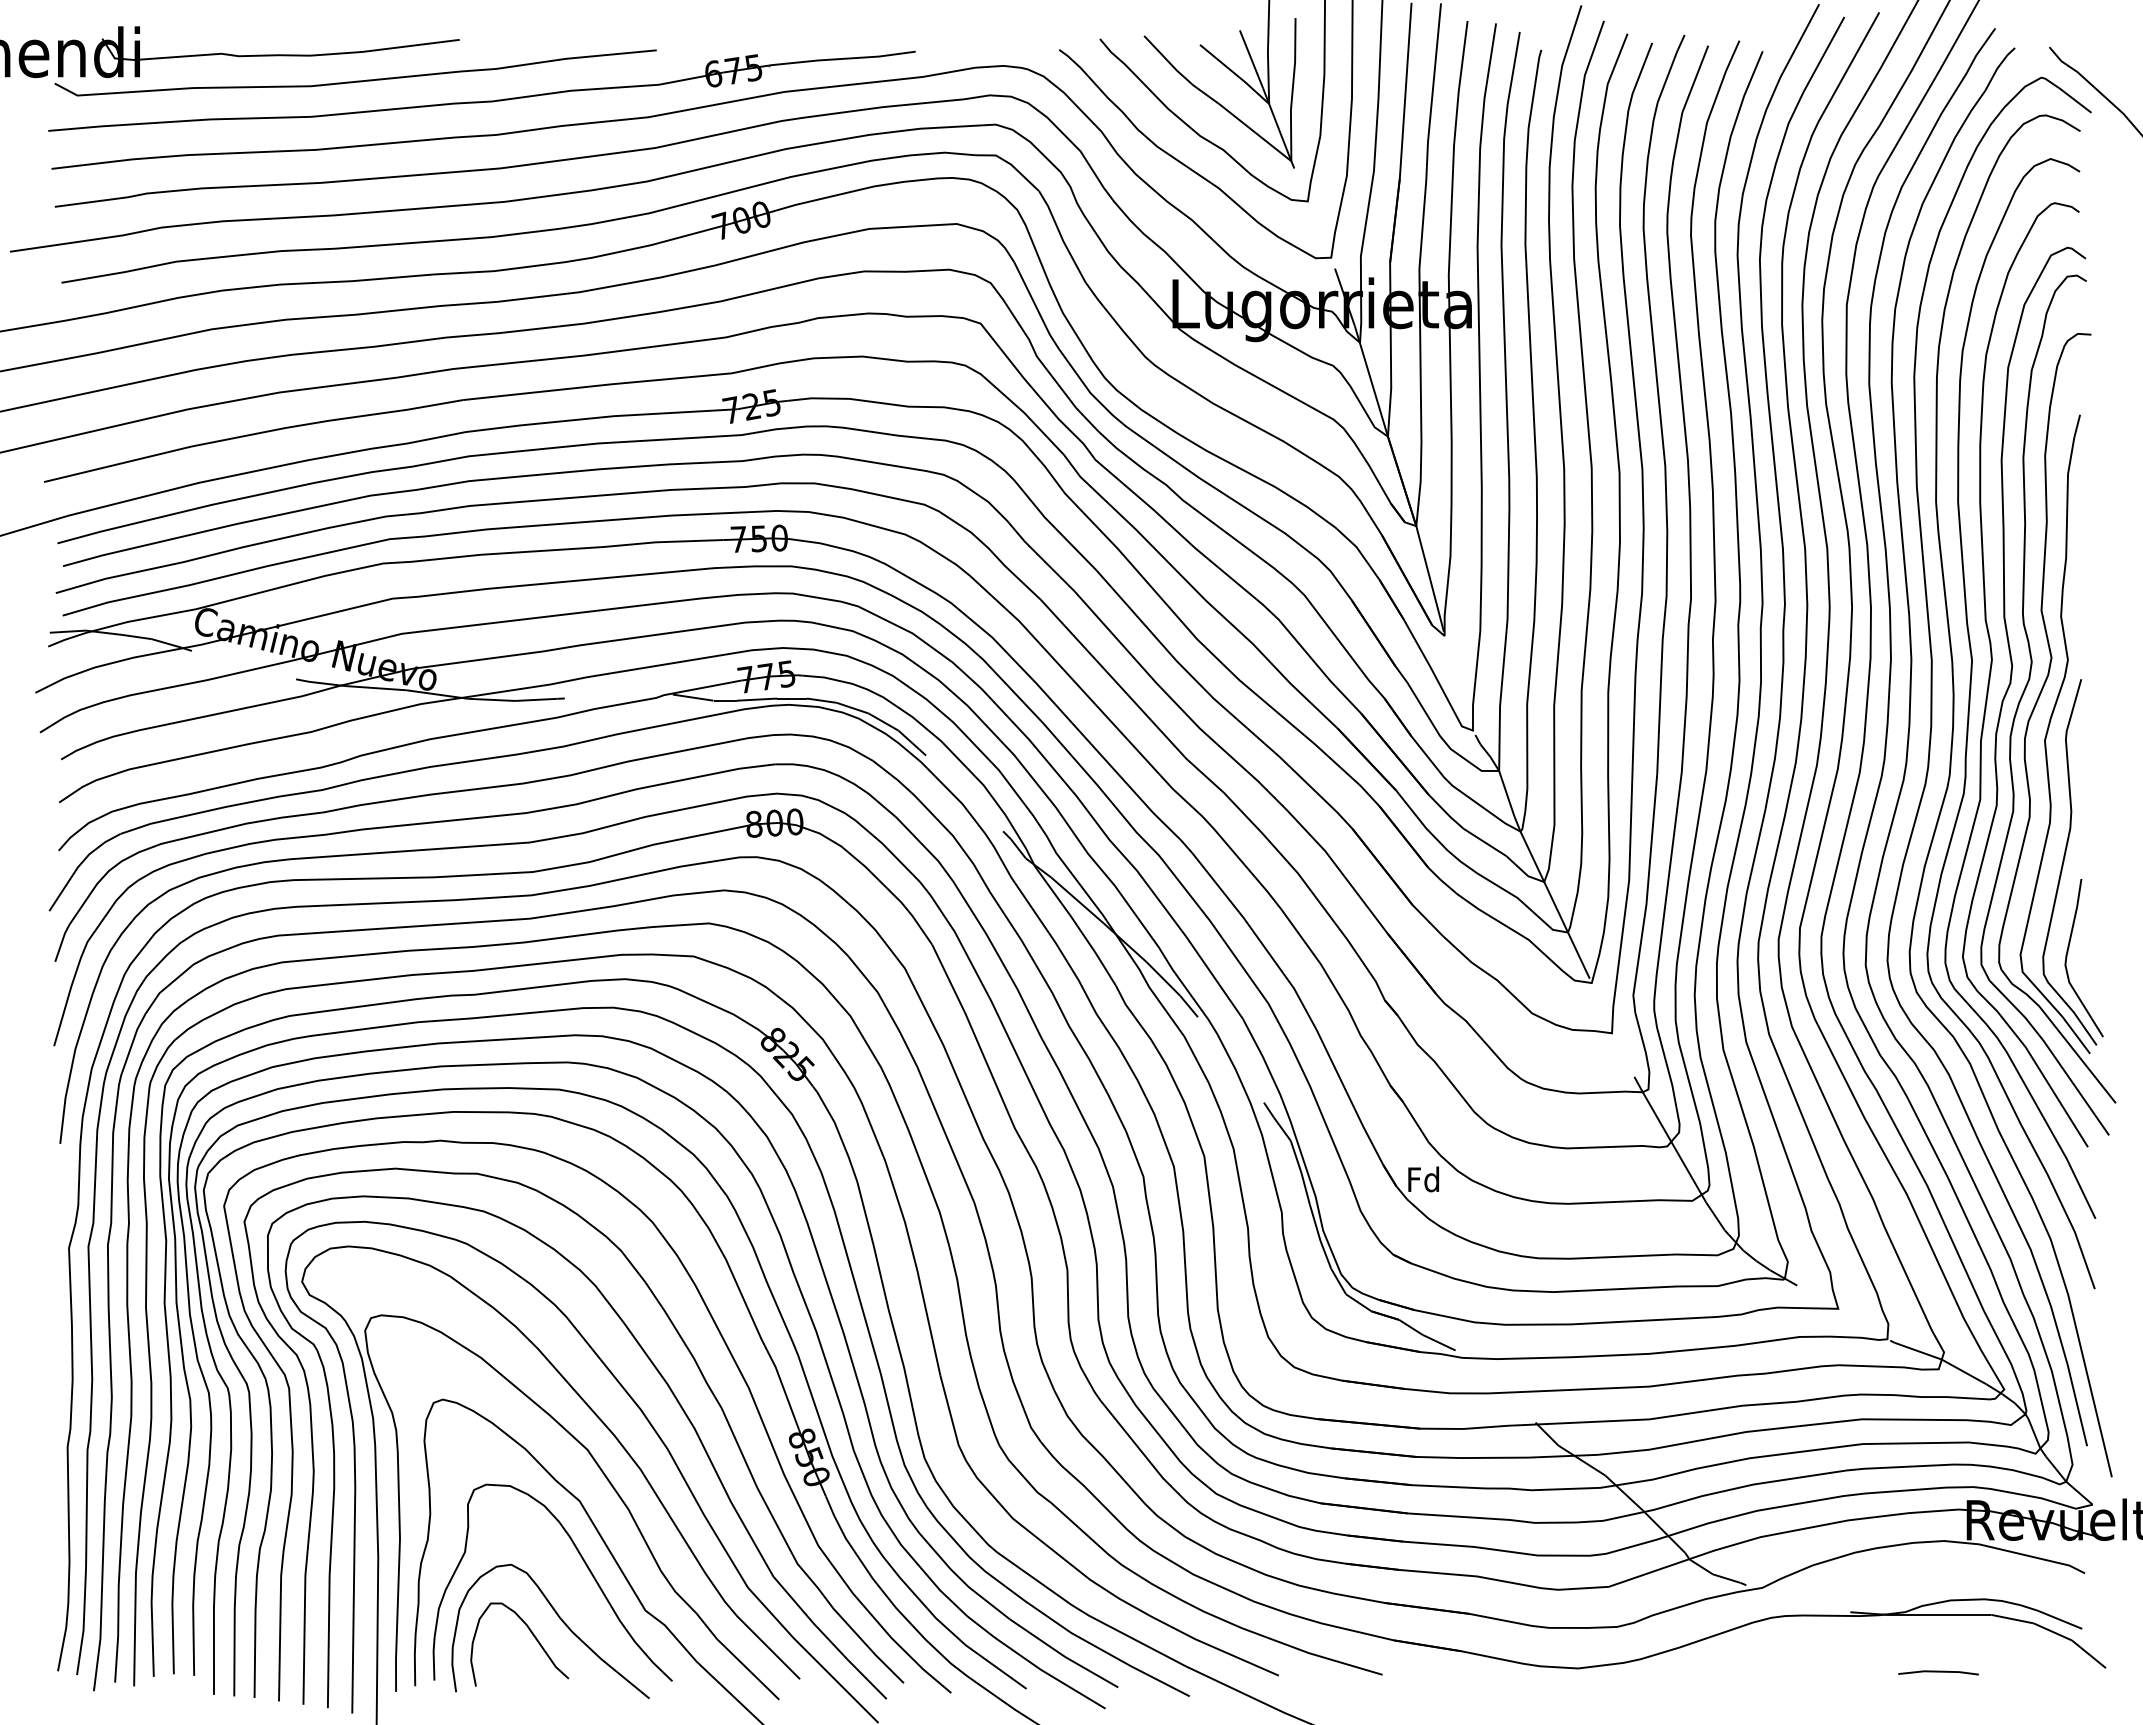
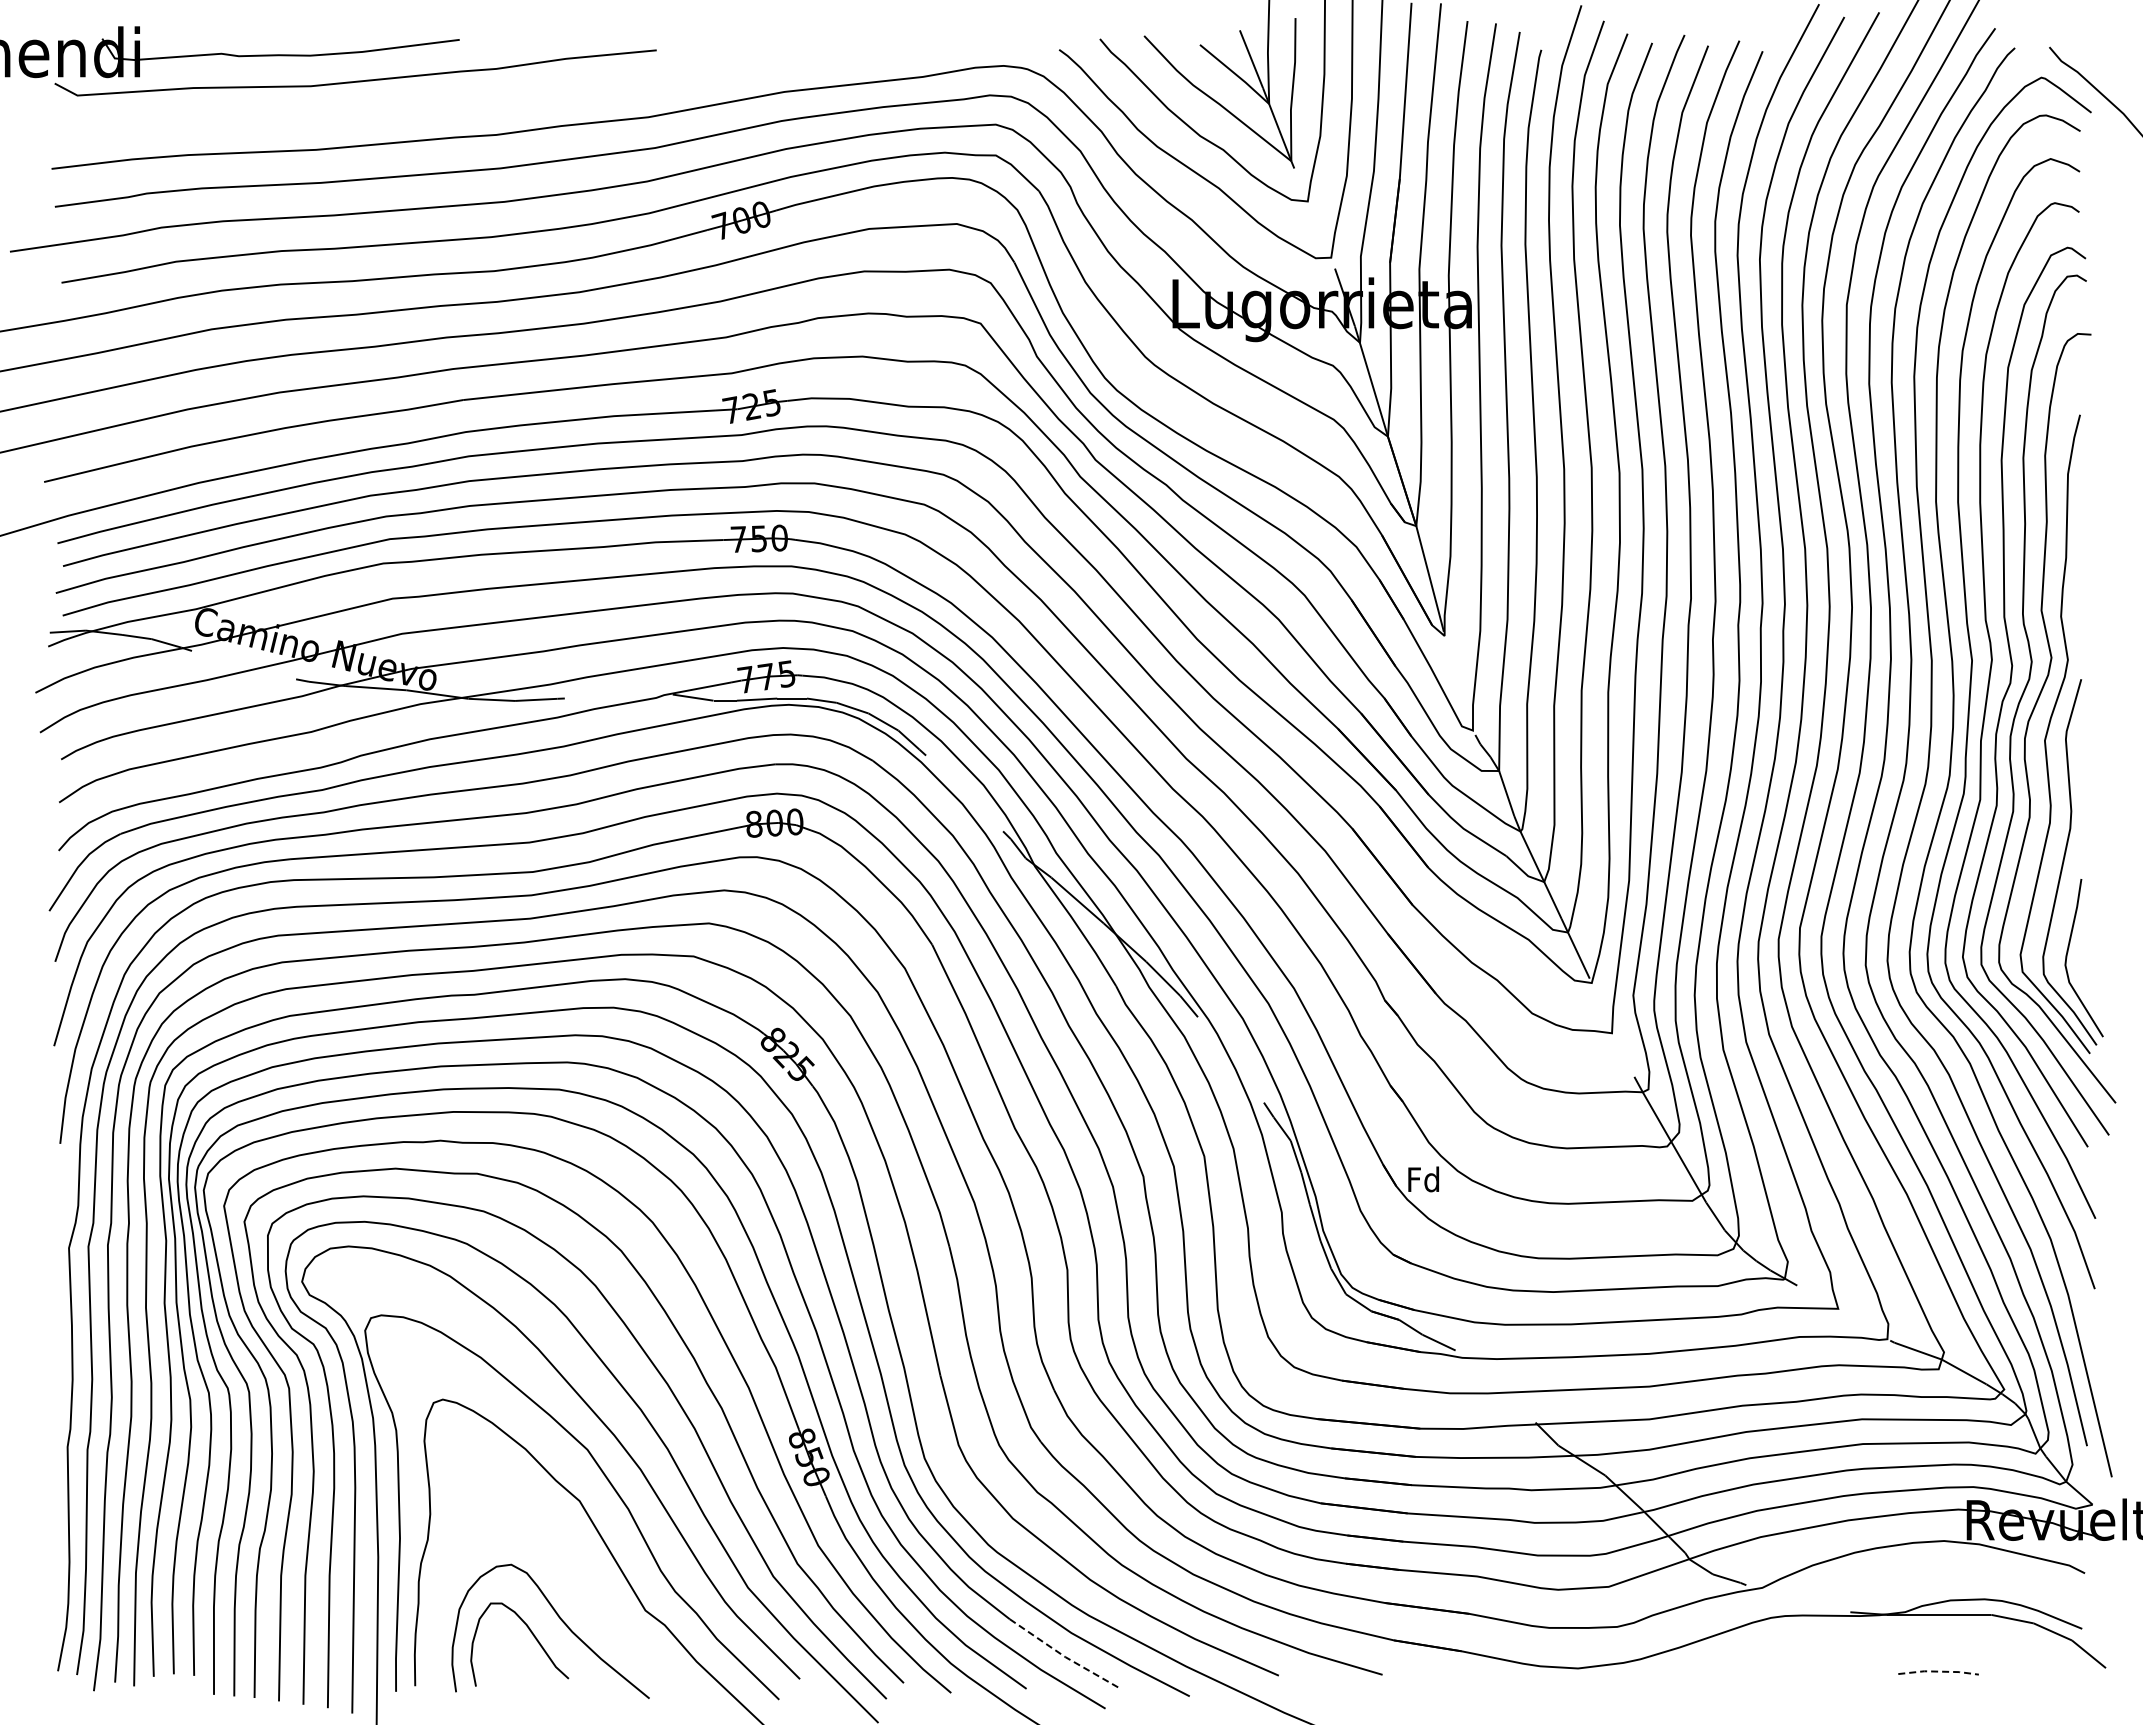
part: present -> none (481, 101)
curve: present -> none (585, 1565)
line: solid -> dashed (1062, 1655)
line: solid -> dashed (1938, 1671)
